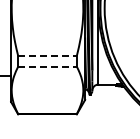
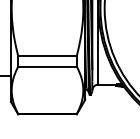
line: dashed -> solid (48, 56)
line: dashed -> solid (48, 66)
